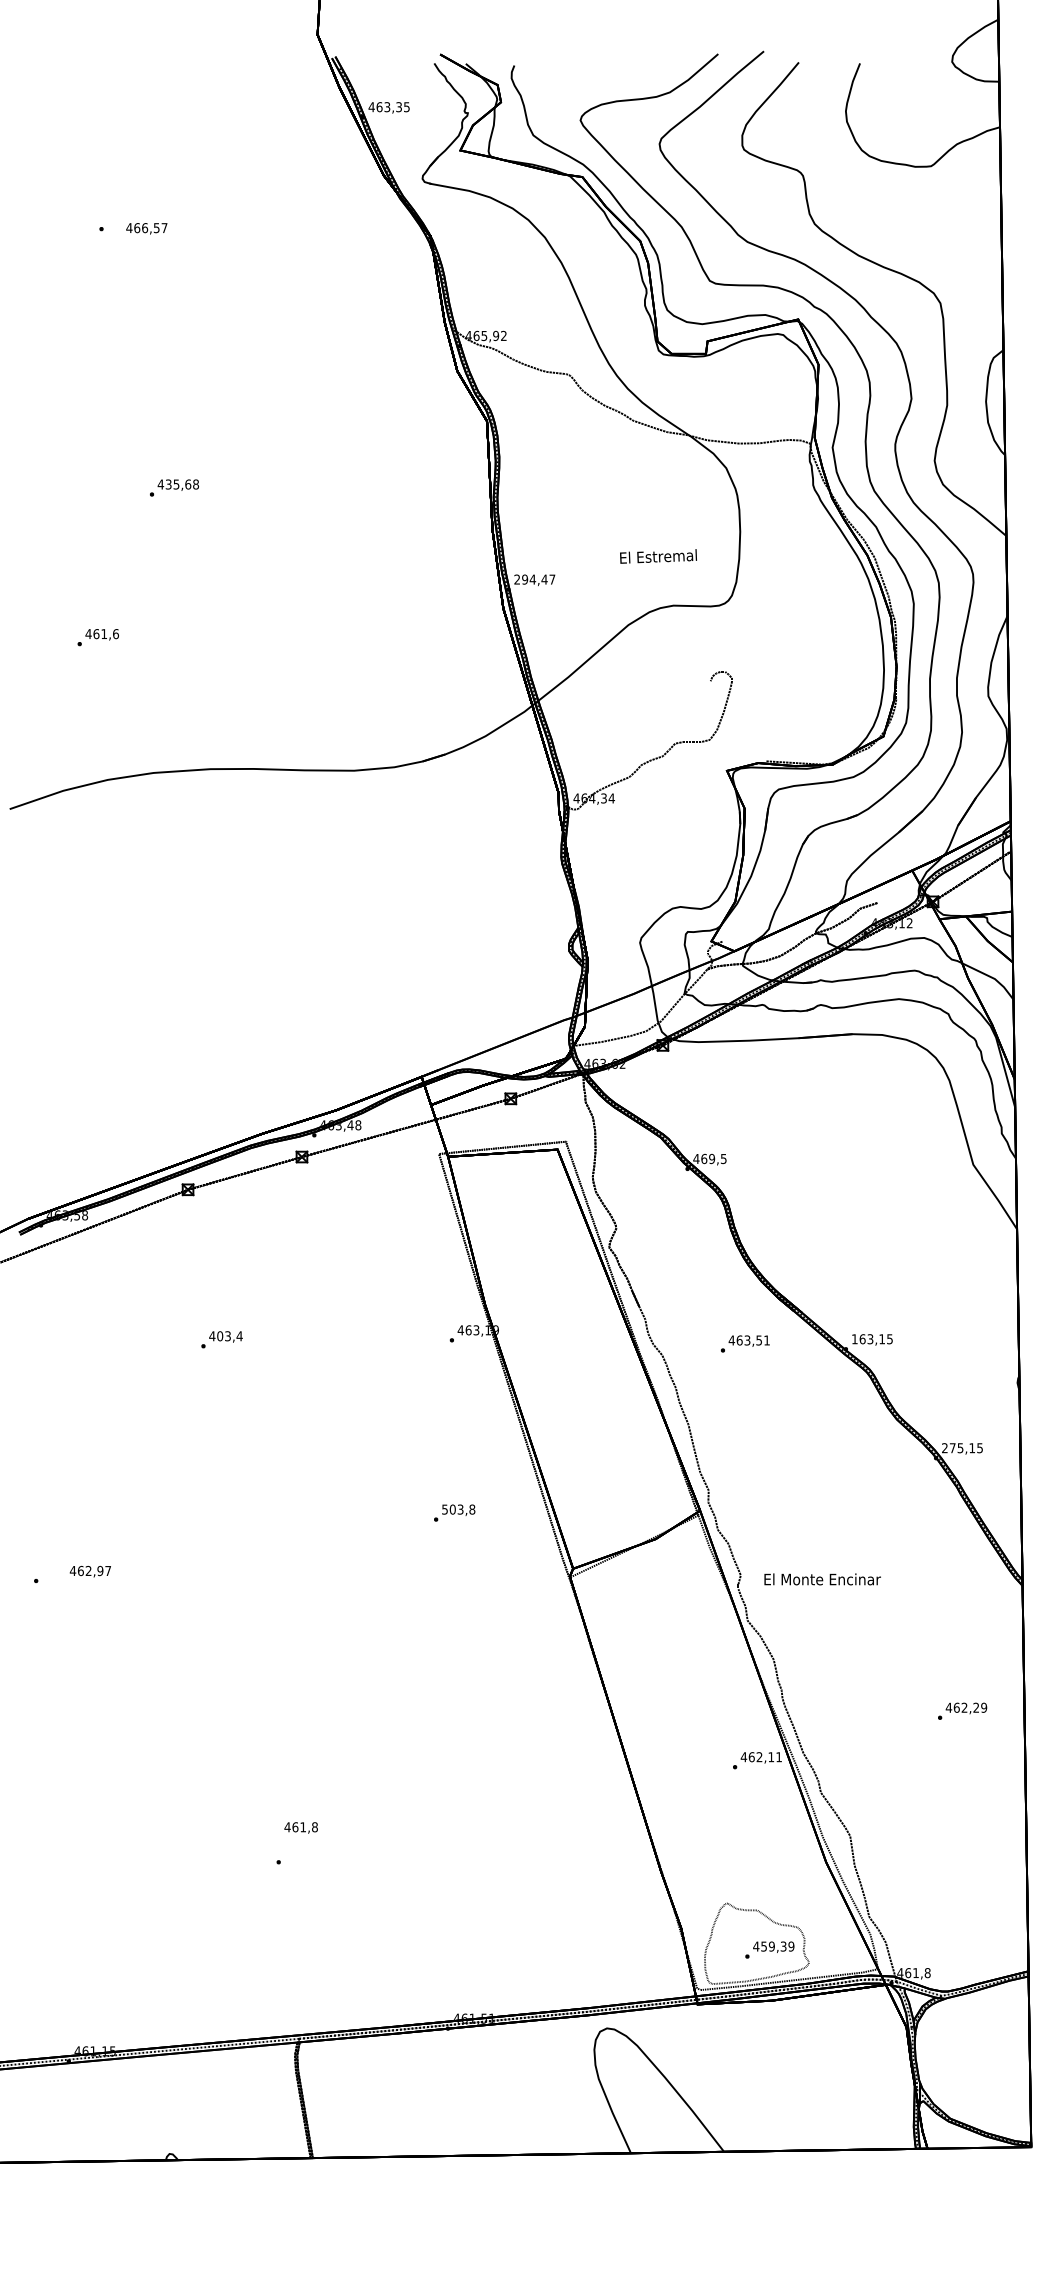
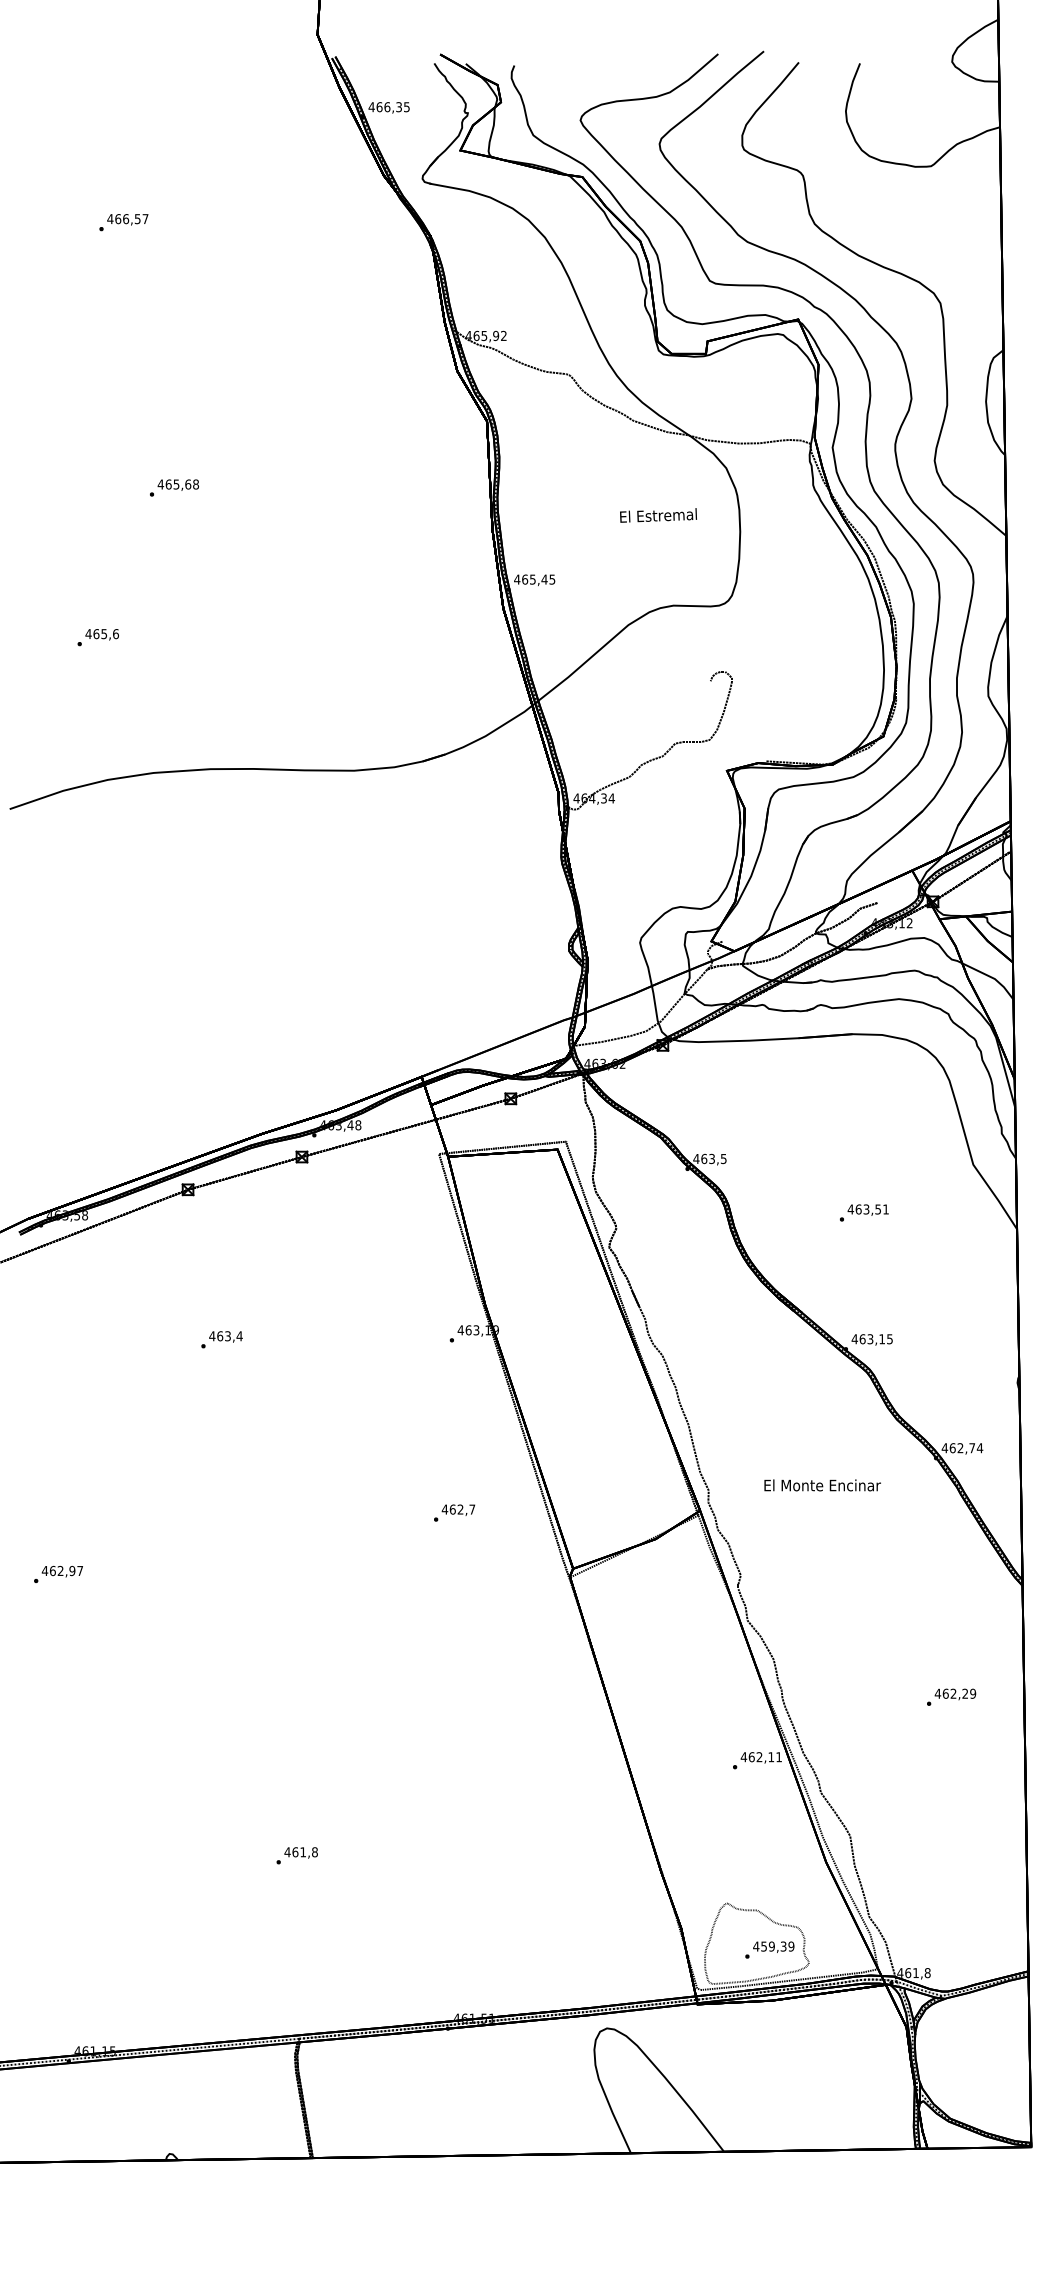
text: 463,35 -> 466,35 (387, 107)
text position: (146, 228) -> (127, 219) (127, 219)
text: 435,68 -> 465,68 (168, 484)
text position: (658, 556) -> (658, 515) (658, 515)
text: 294,47 -> 465,45 (534, 579)
text: 461,6 -> 465,6 (104, 634)
text: 469,5 -> 463,5 (712, 1158)
text: 403,4 -> 463,4 (220, 1335)
text: 163,15 -> 463,15 (854, 1339)
text position: (745, 1343) -> (864, 1212) (864, 1212)
text: 275,15 -> 462,74 (962, 1448)
text: 503,8 -> 462,7 (458, 1509)
text position: (89, 1571) -> (61, 1571) (61, 1571)
text position: (822, 1579) -> (822, 1485) (822, 1485)
text position: (962, 1710) -> (951, 1696) (951, 1696)
text position: (300, 1827) -> (300, 1852) (300, 1852)
